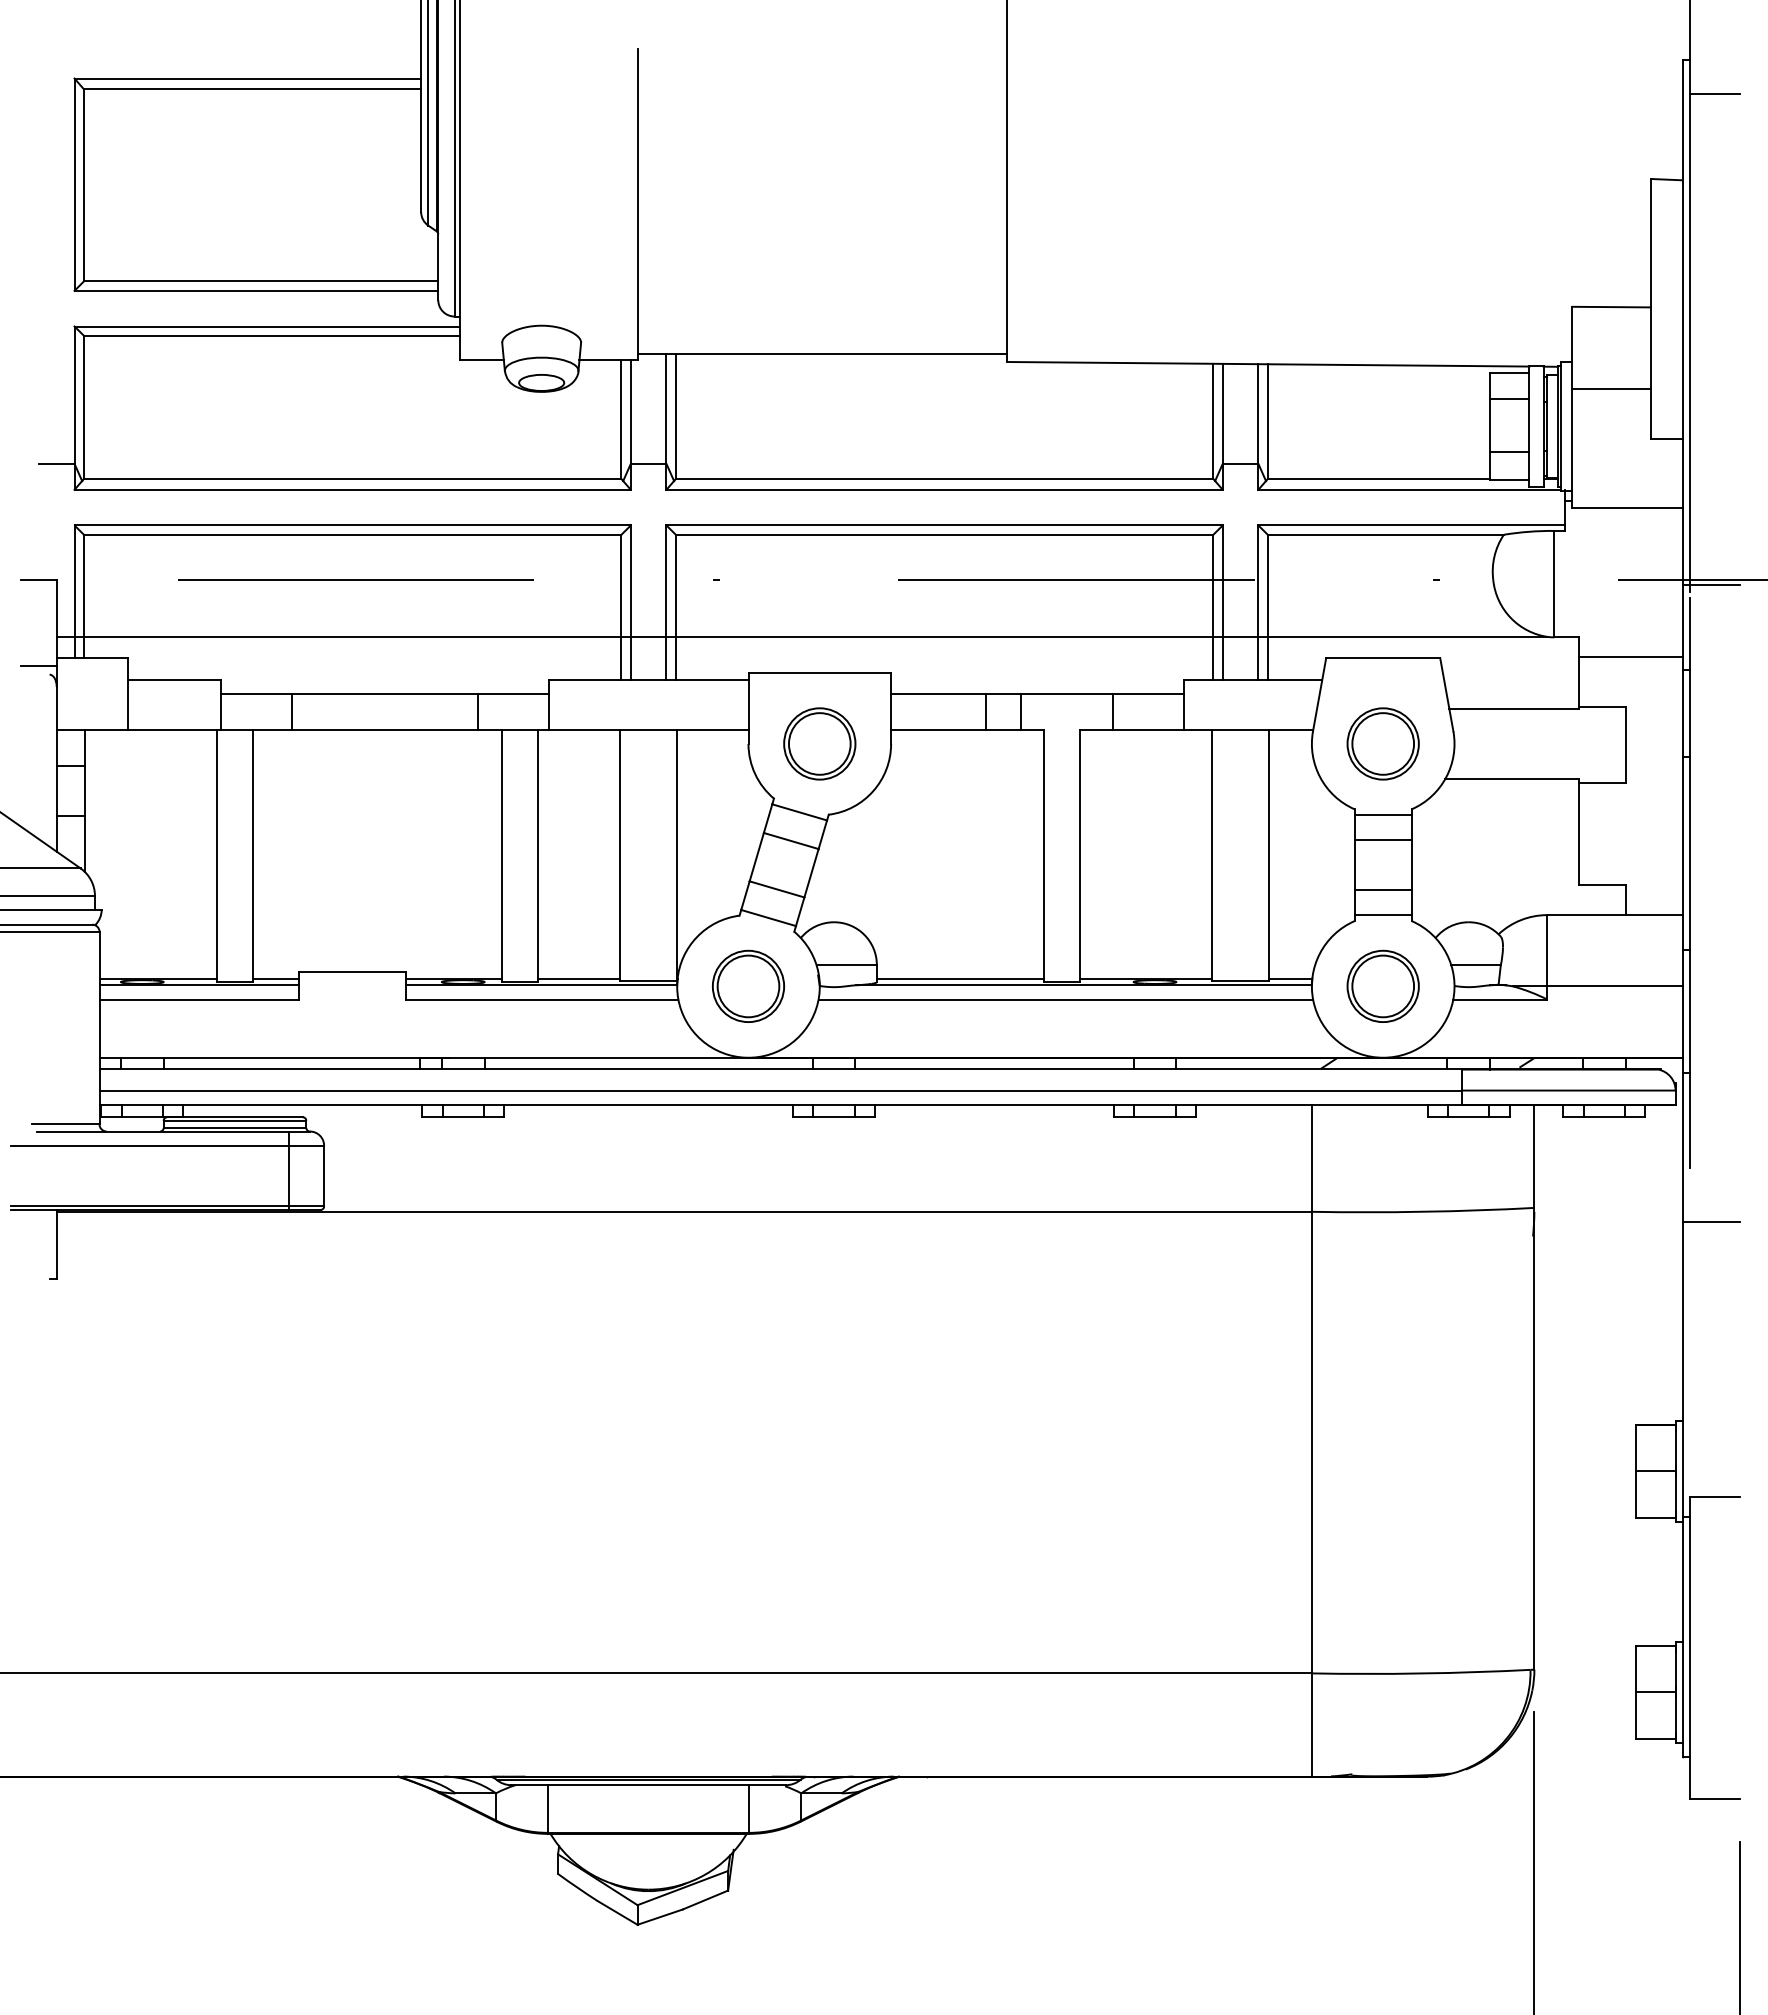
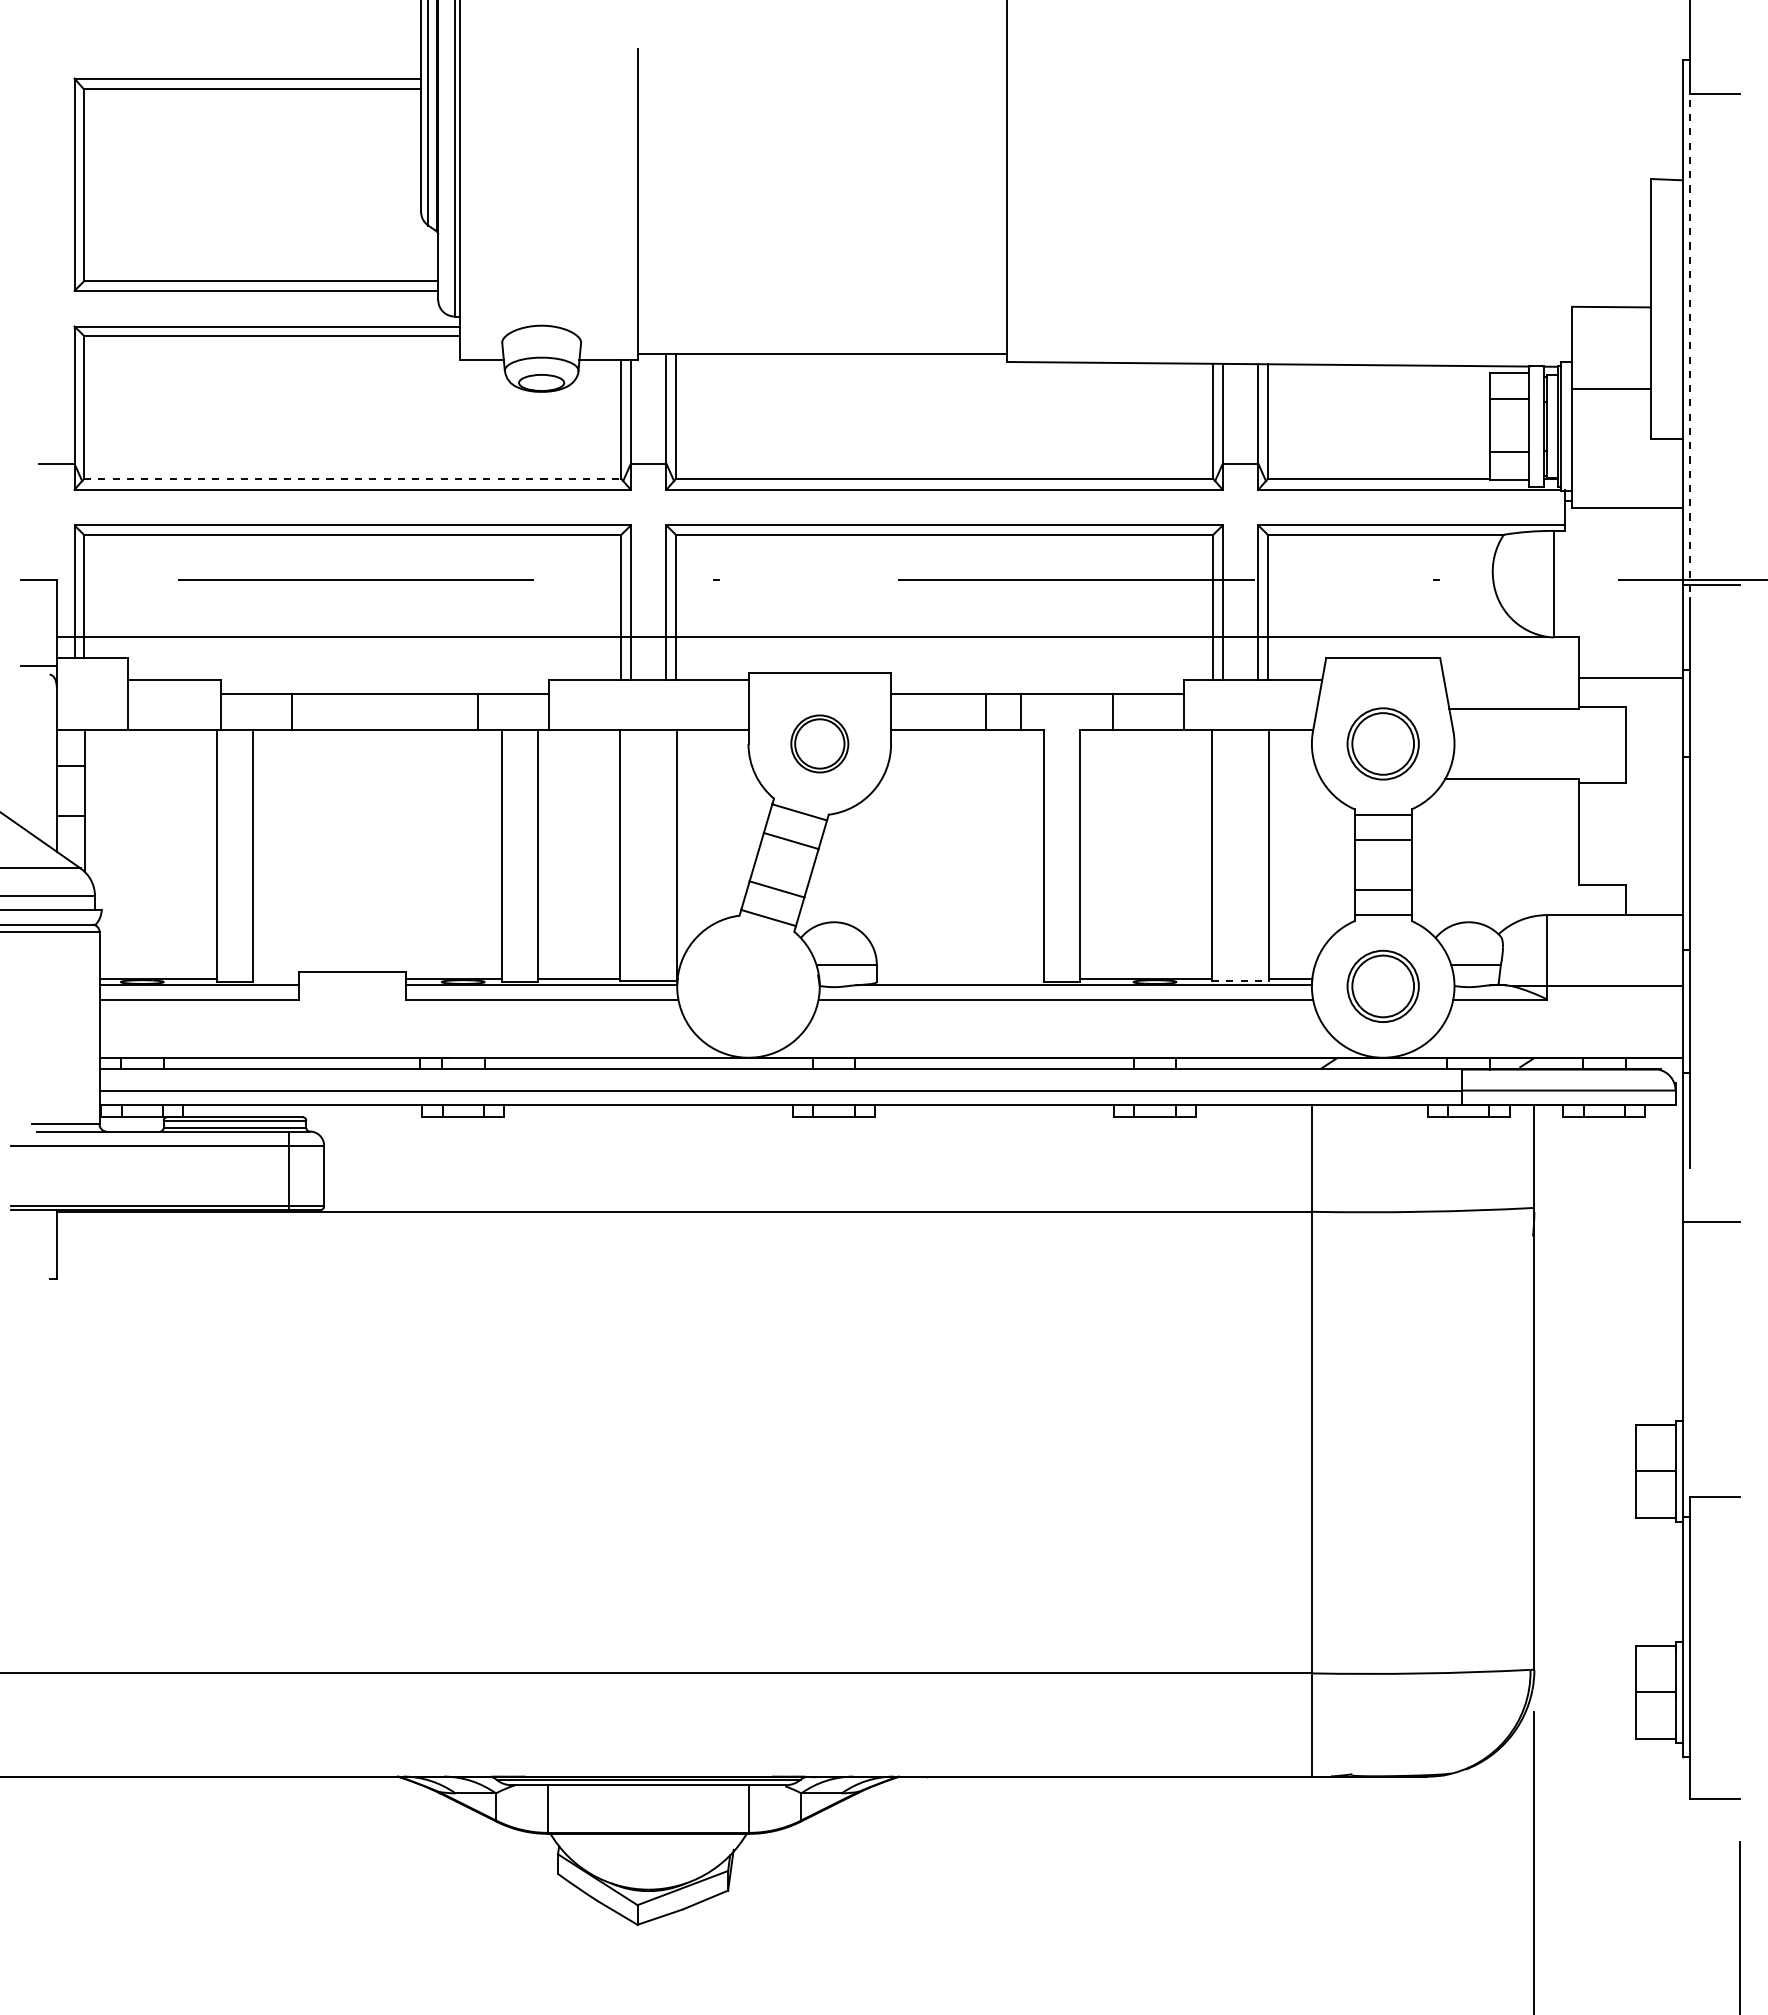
line: solid -> dashed (1689, 342)
line: solid -> dashed (352, 478)
line position: (1630, 657) -> (1630, 678) (1630, 678)
part size: 74x74 px -> 60x60 px (819, 743)
line: present -> none (275, 978)
line: present -> none (960, 978)
line: solid -> dashed (1240, 980)
part: present -> none (748, 985)
